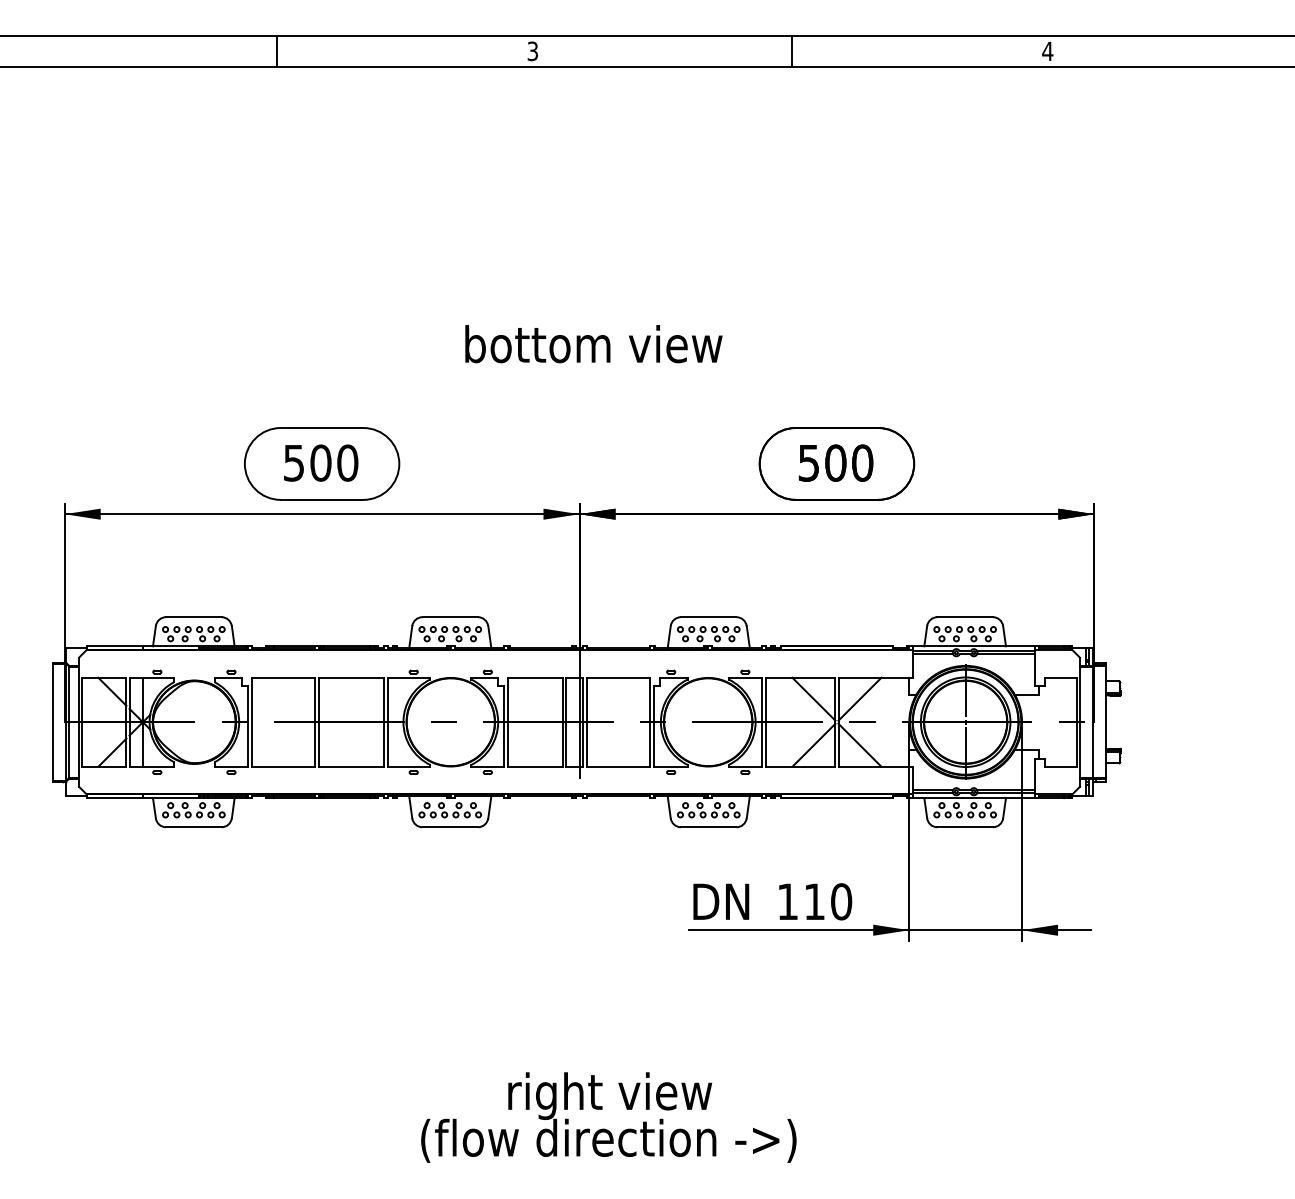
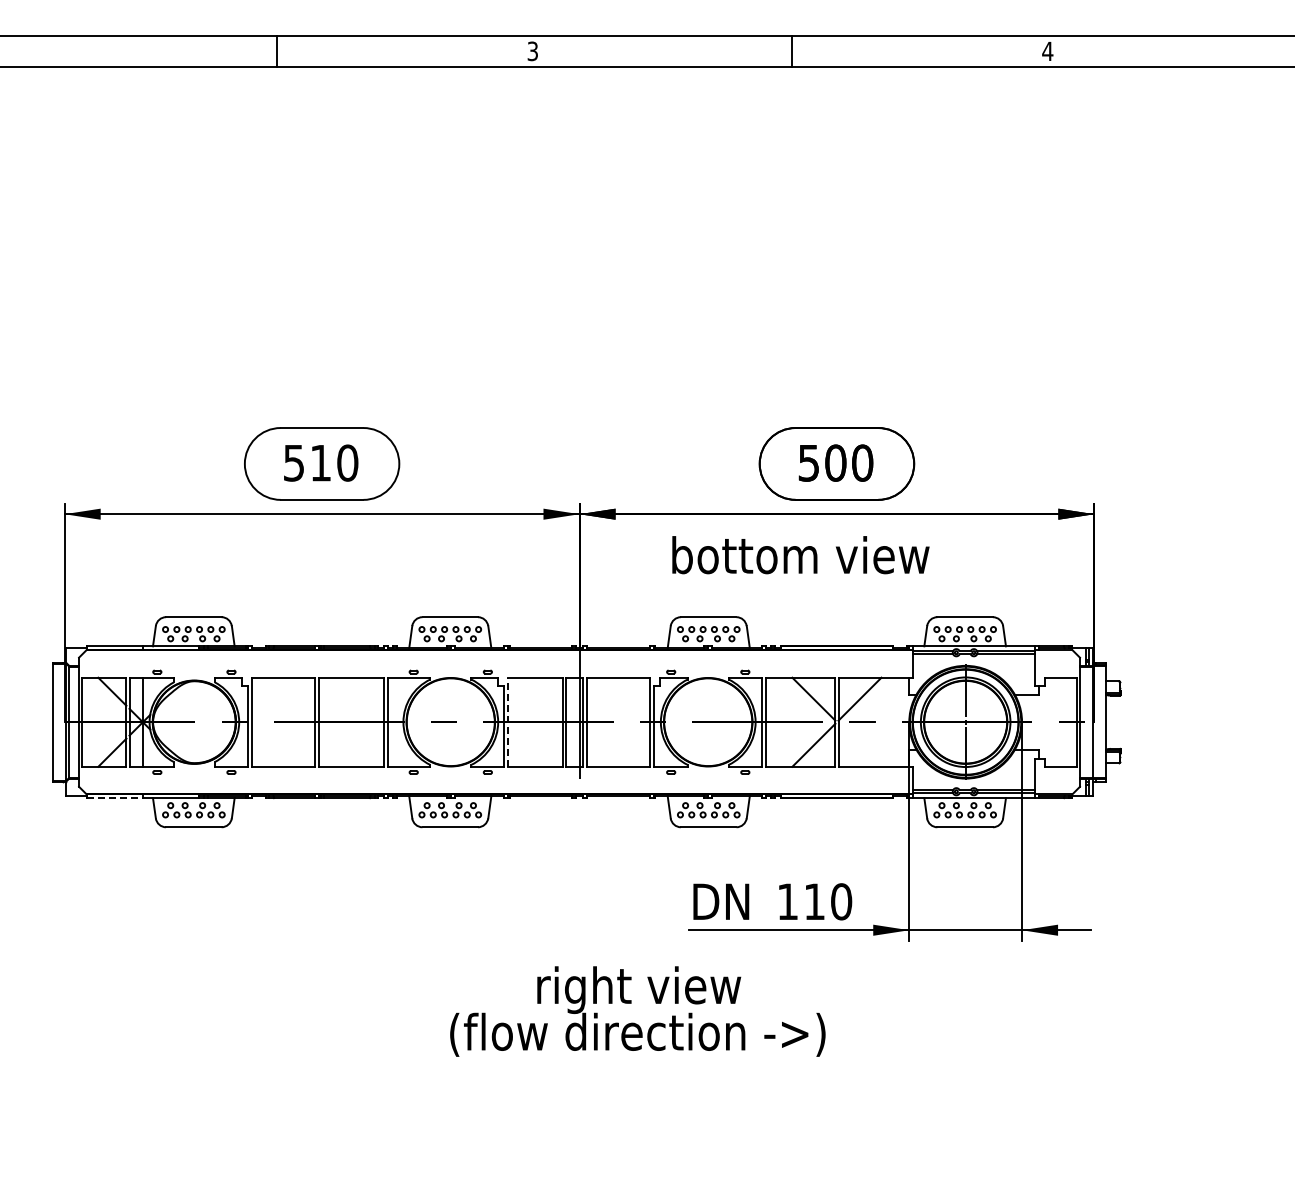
text position: (593, 344) -> (800, 555) (800, 555)
text: 500 -> 510 (320, 462)
line: solid -> dashed (508, 722)
line: present -> none (859, 744)
line: solid -> dashed (115, 798)
text position: (608, 1117) -> (637, 1011) (637, 1011)
